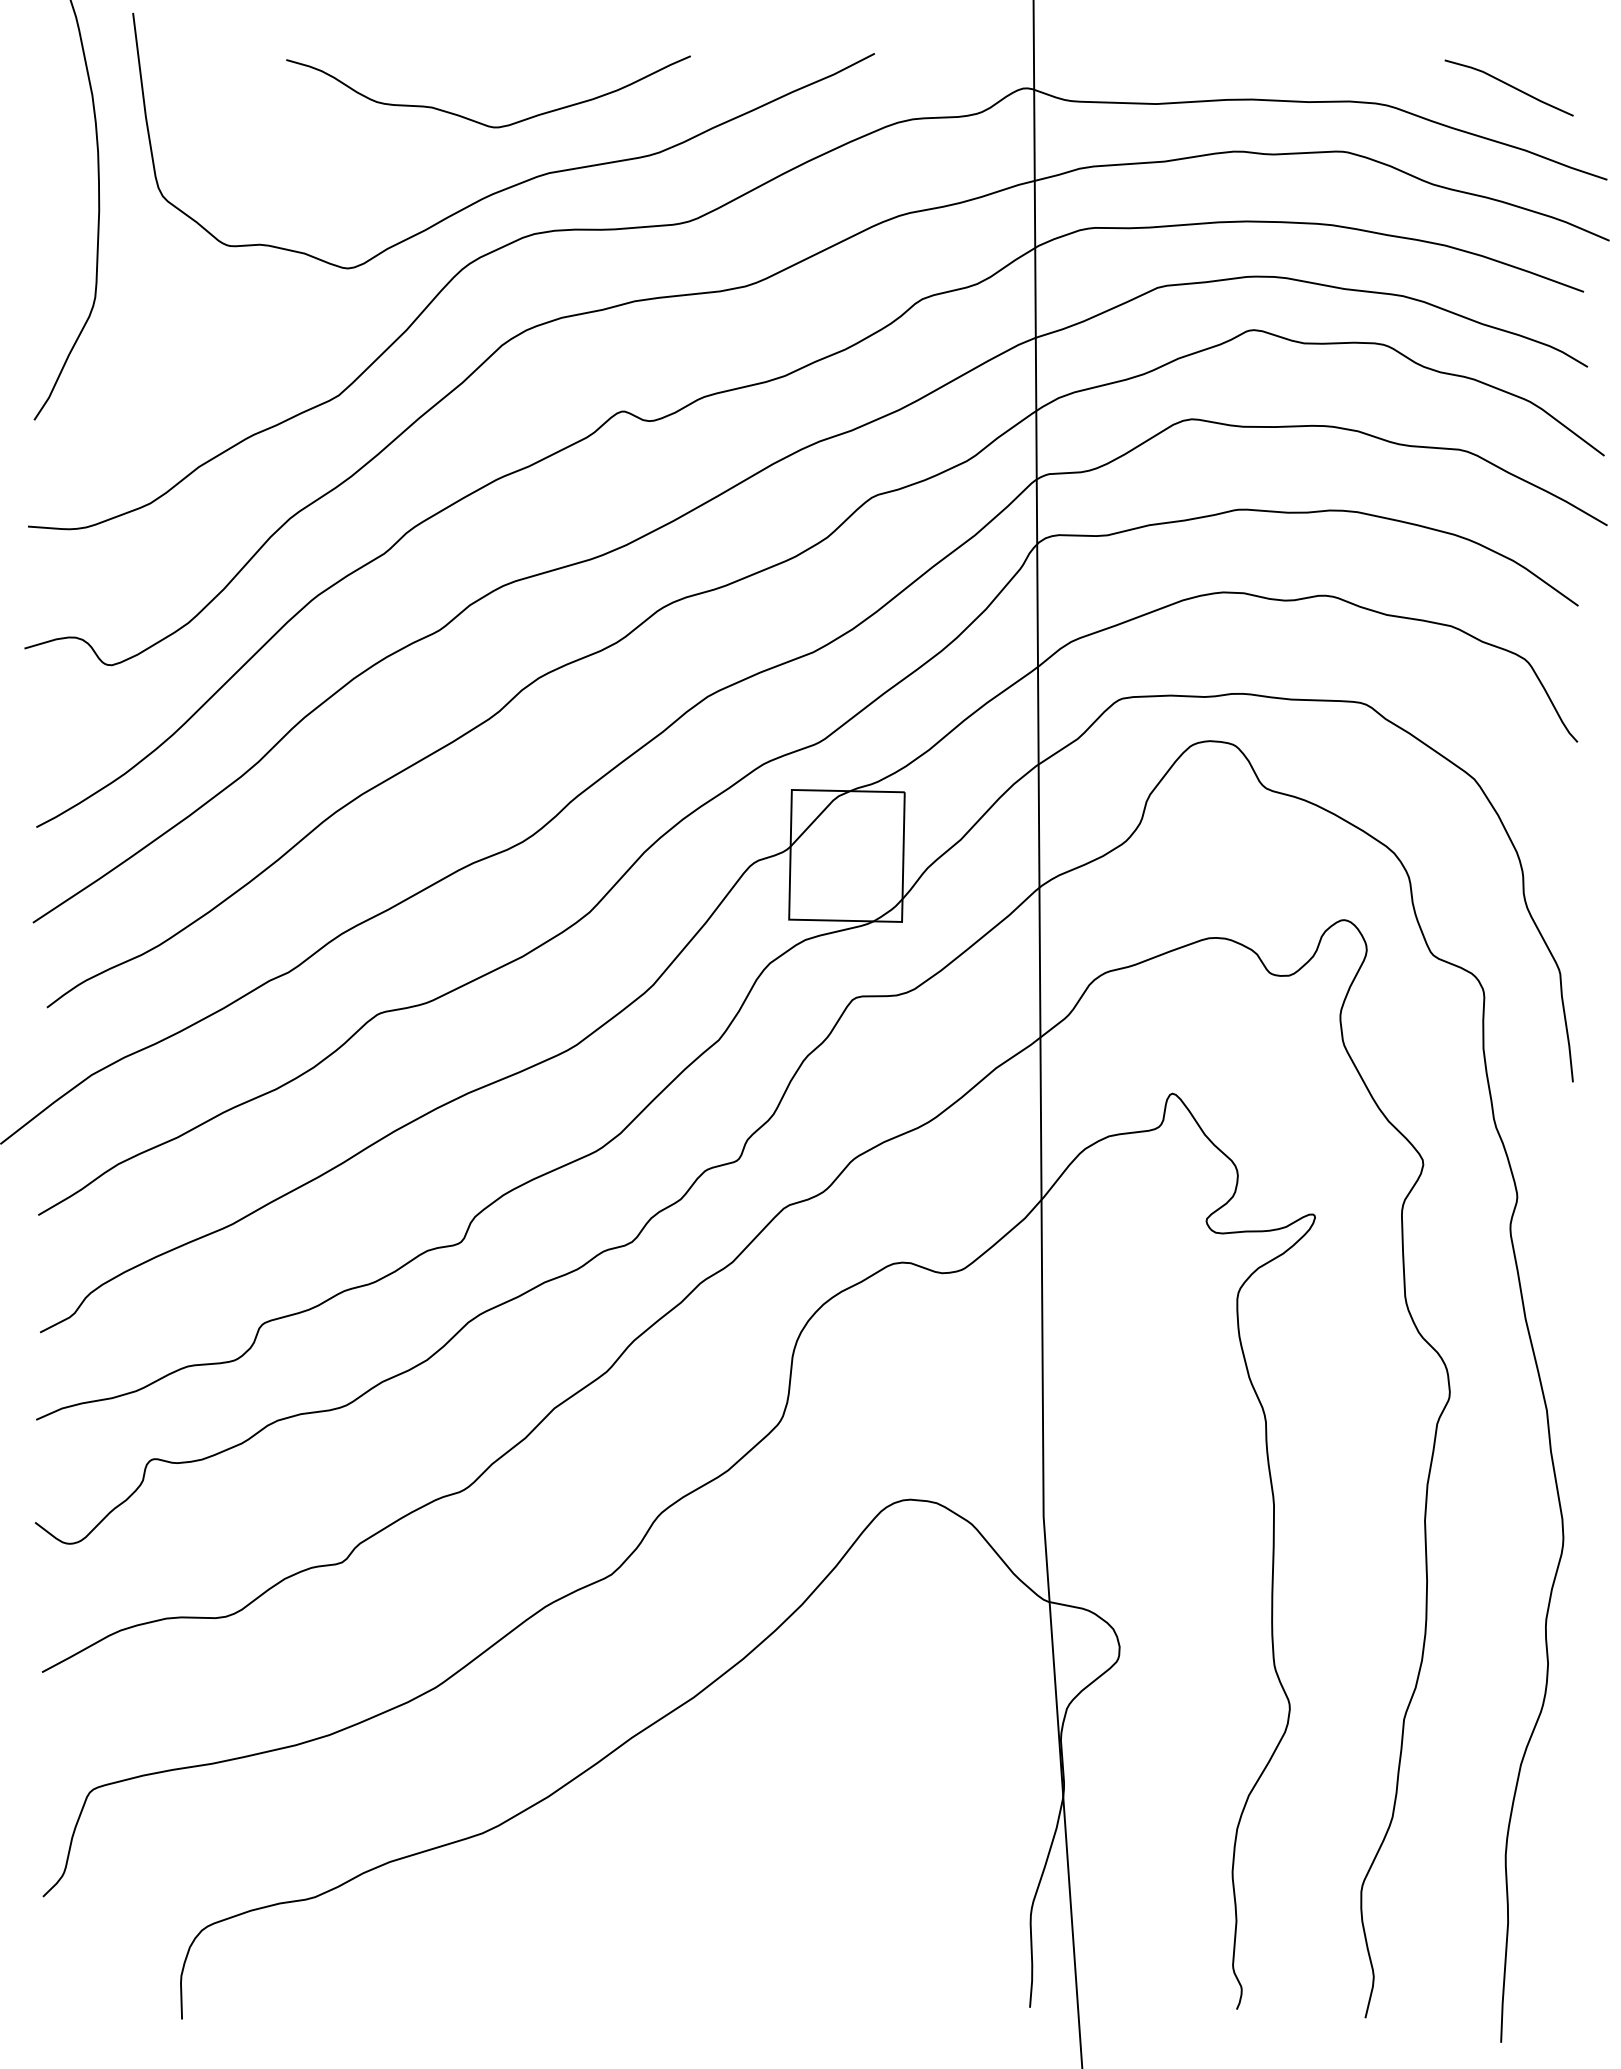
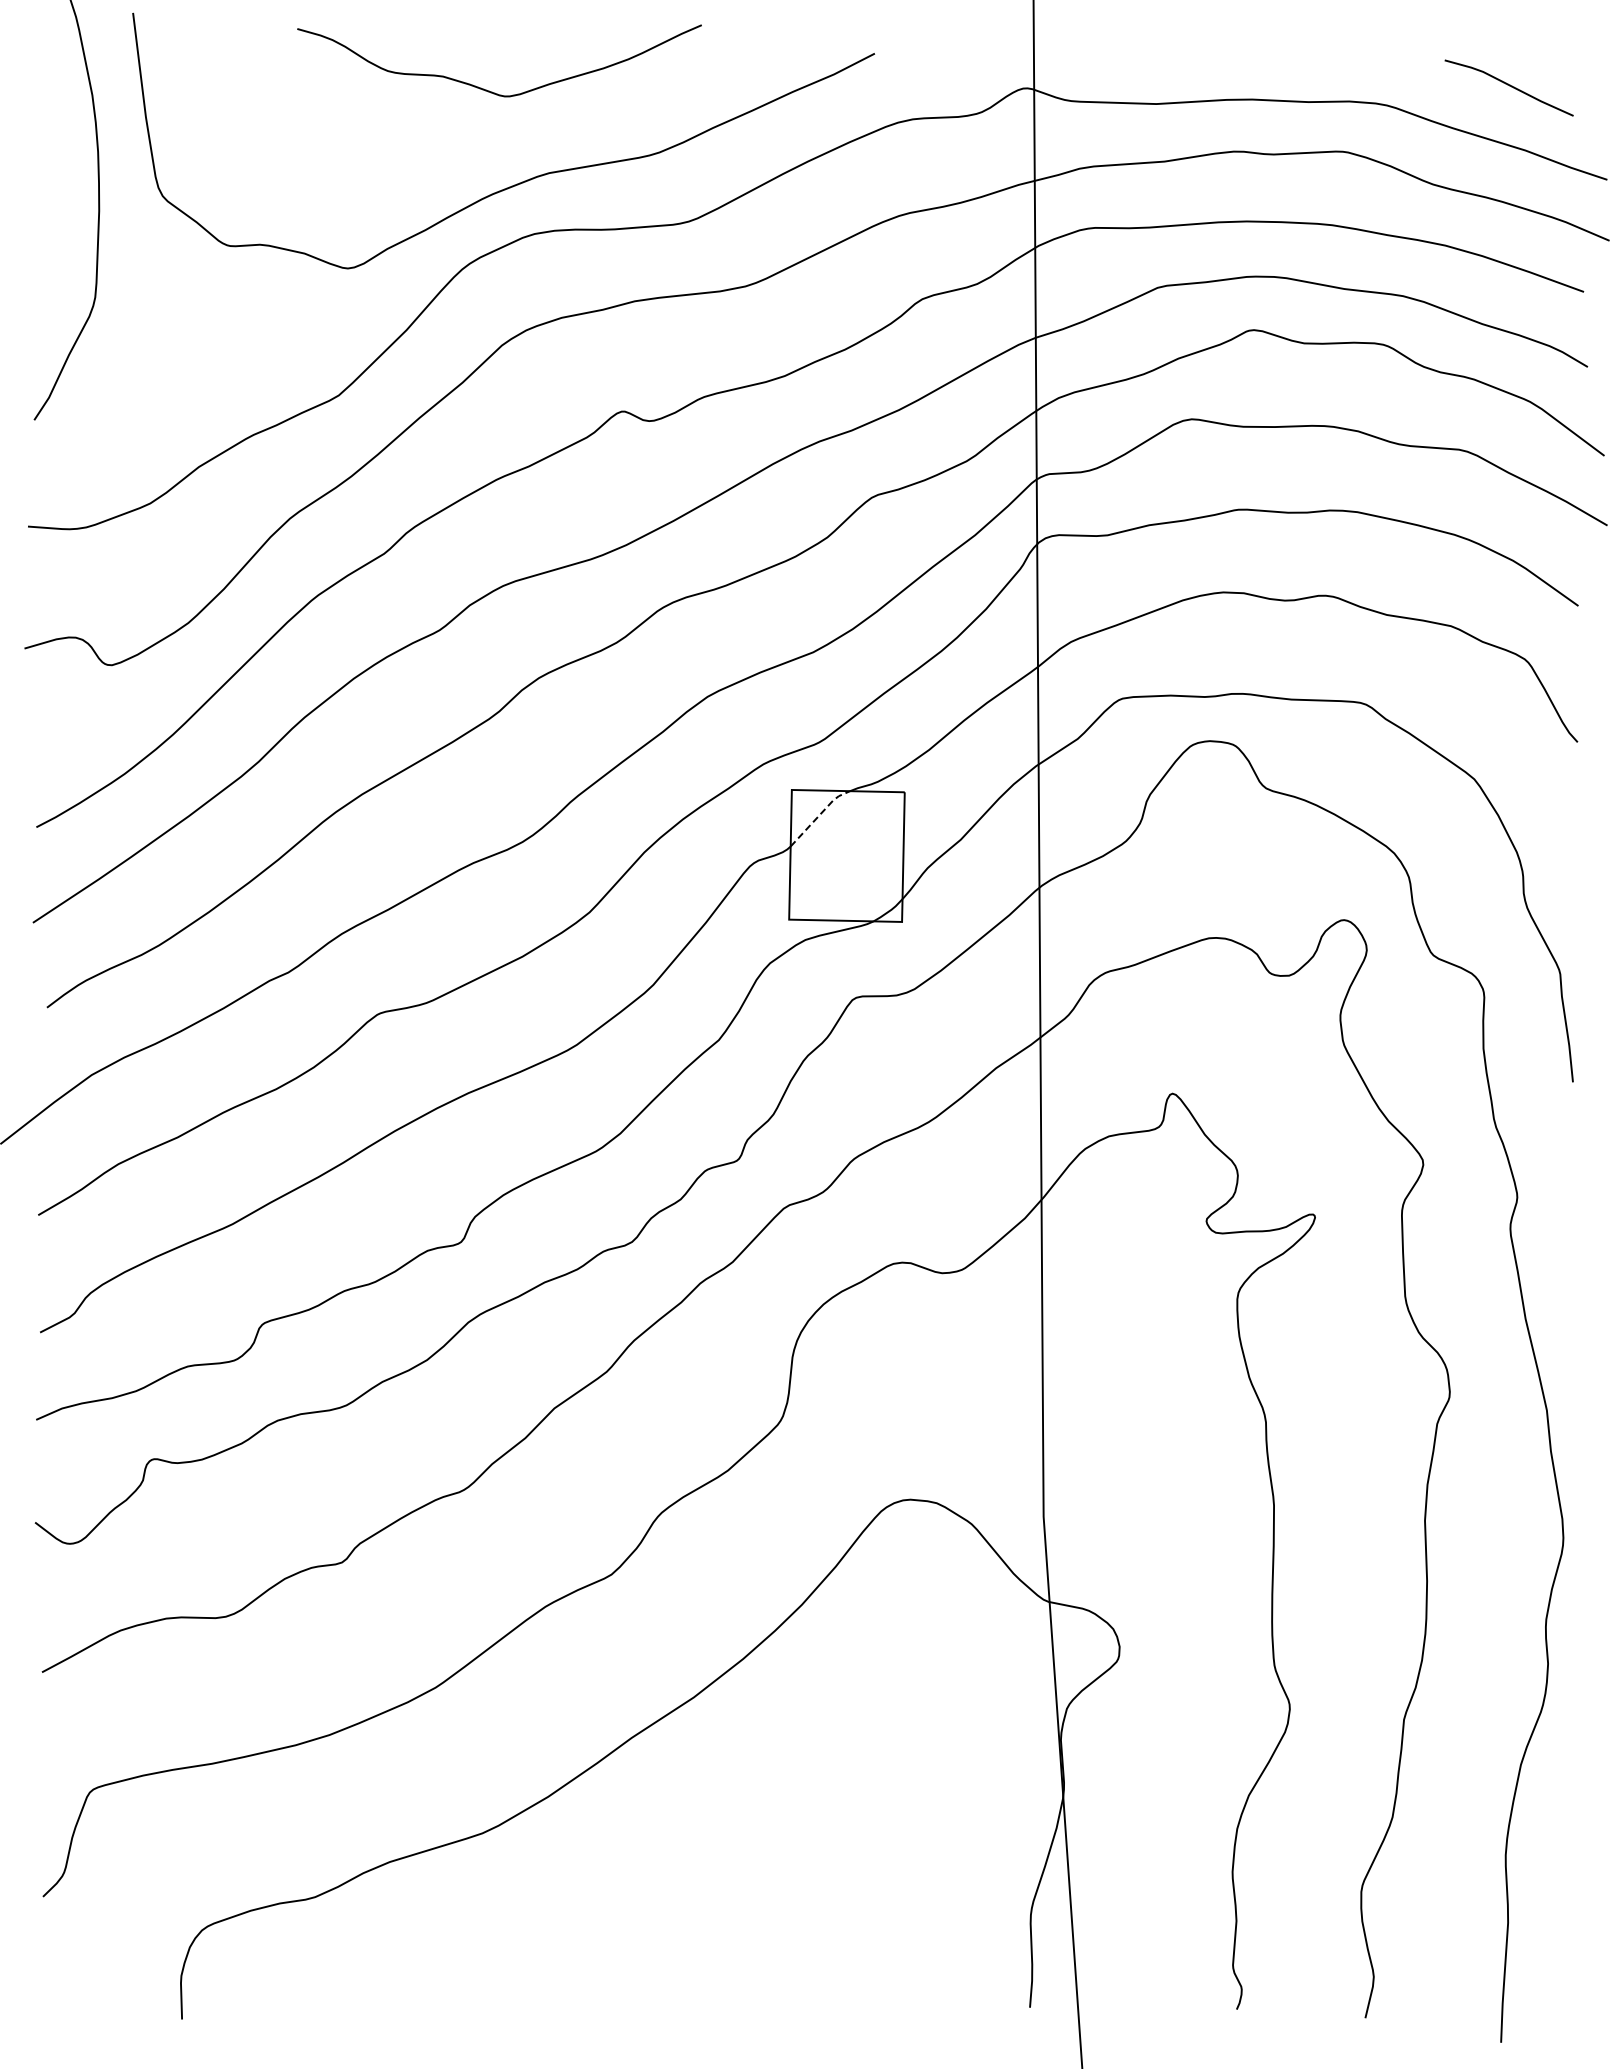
curve position: (478, 121) -> (489, 90) (489, 90)
line: solid -> dashed (819, 815)
